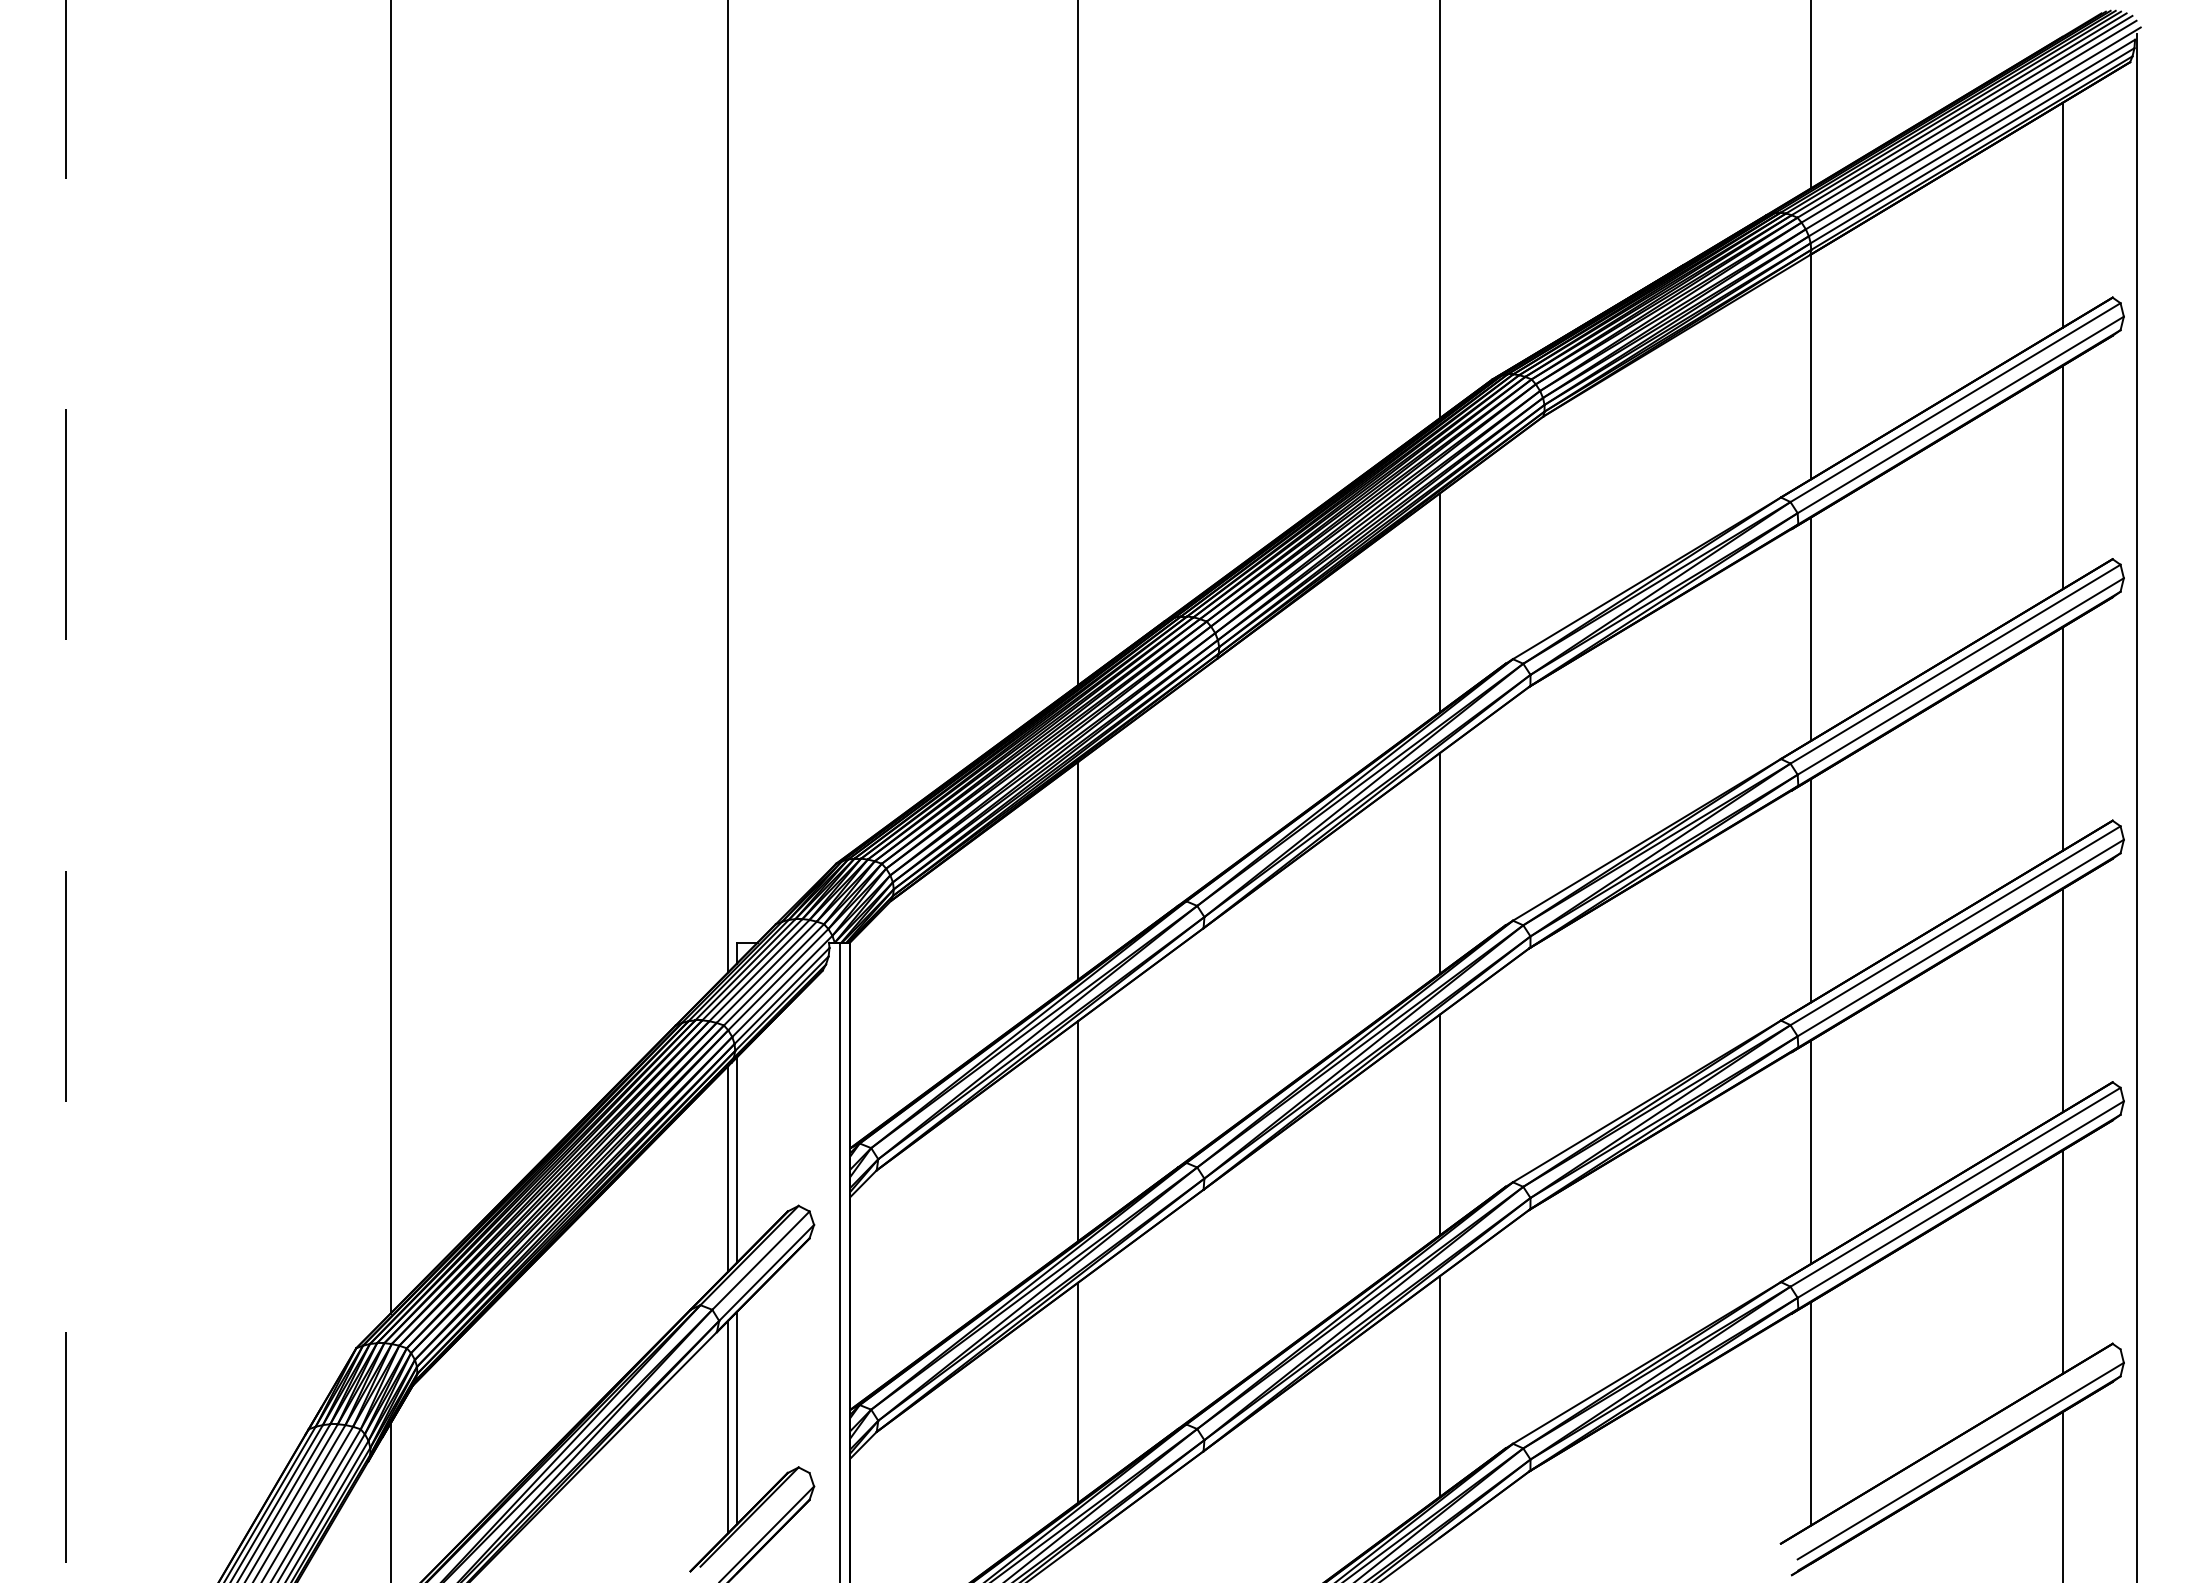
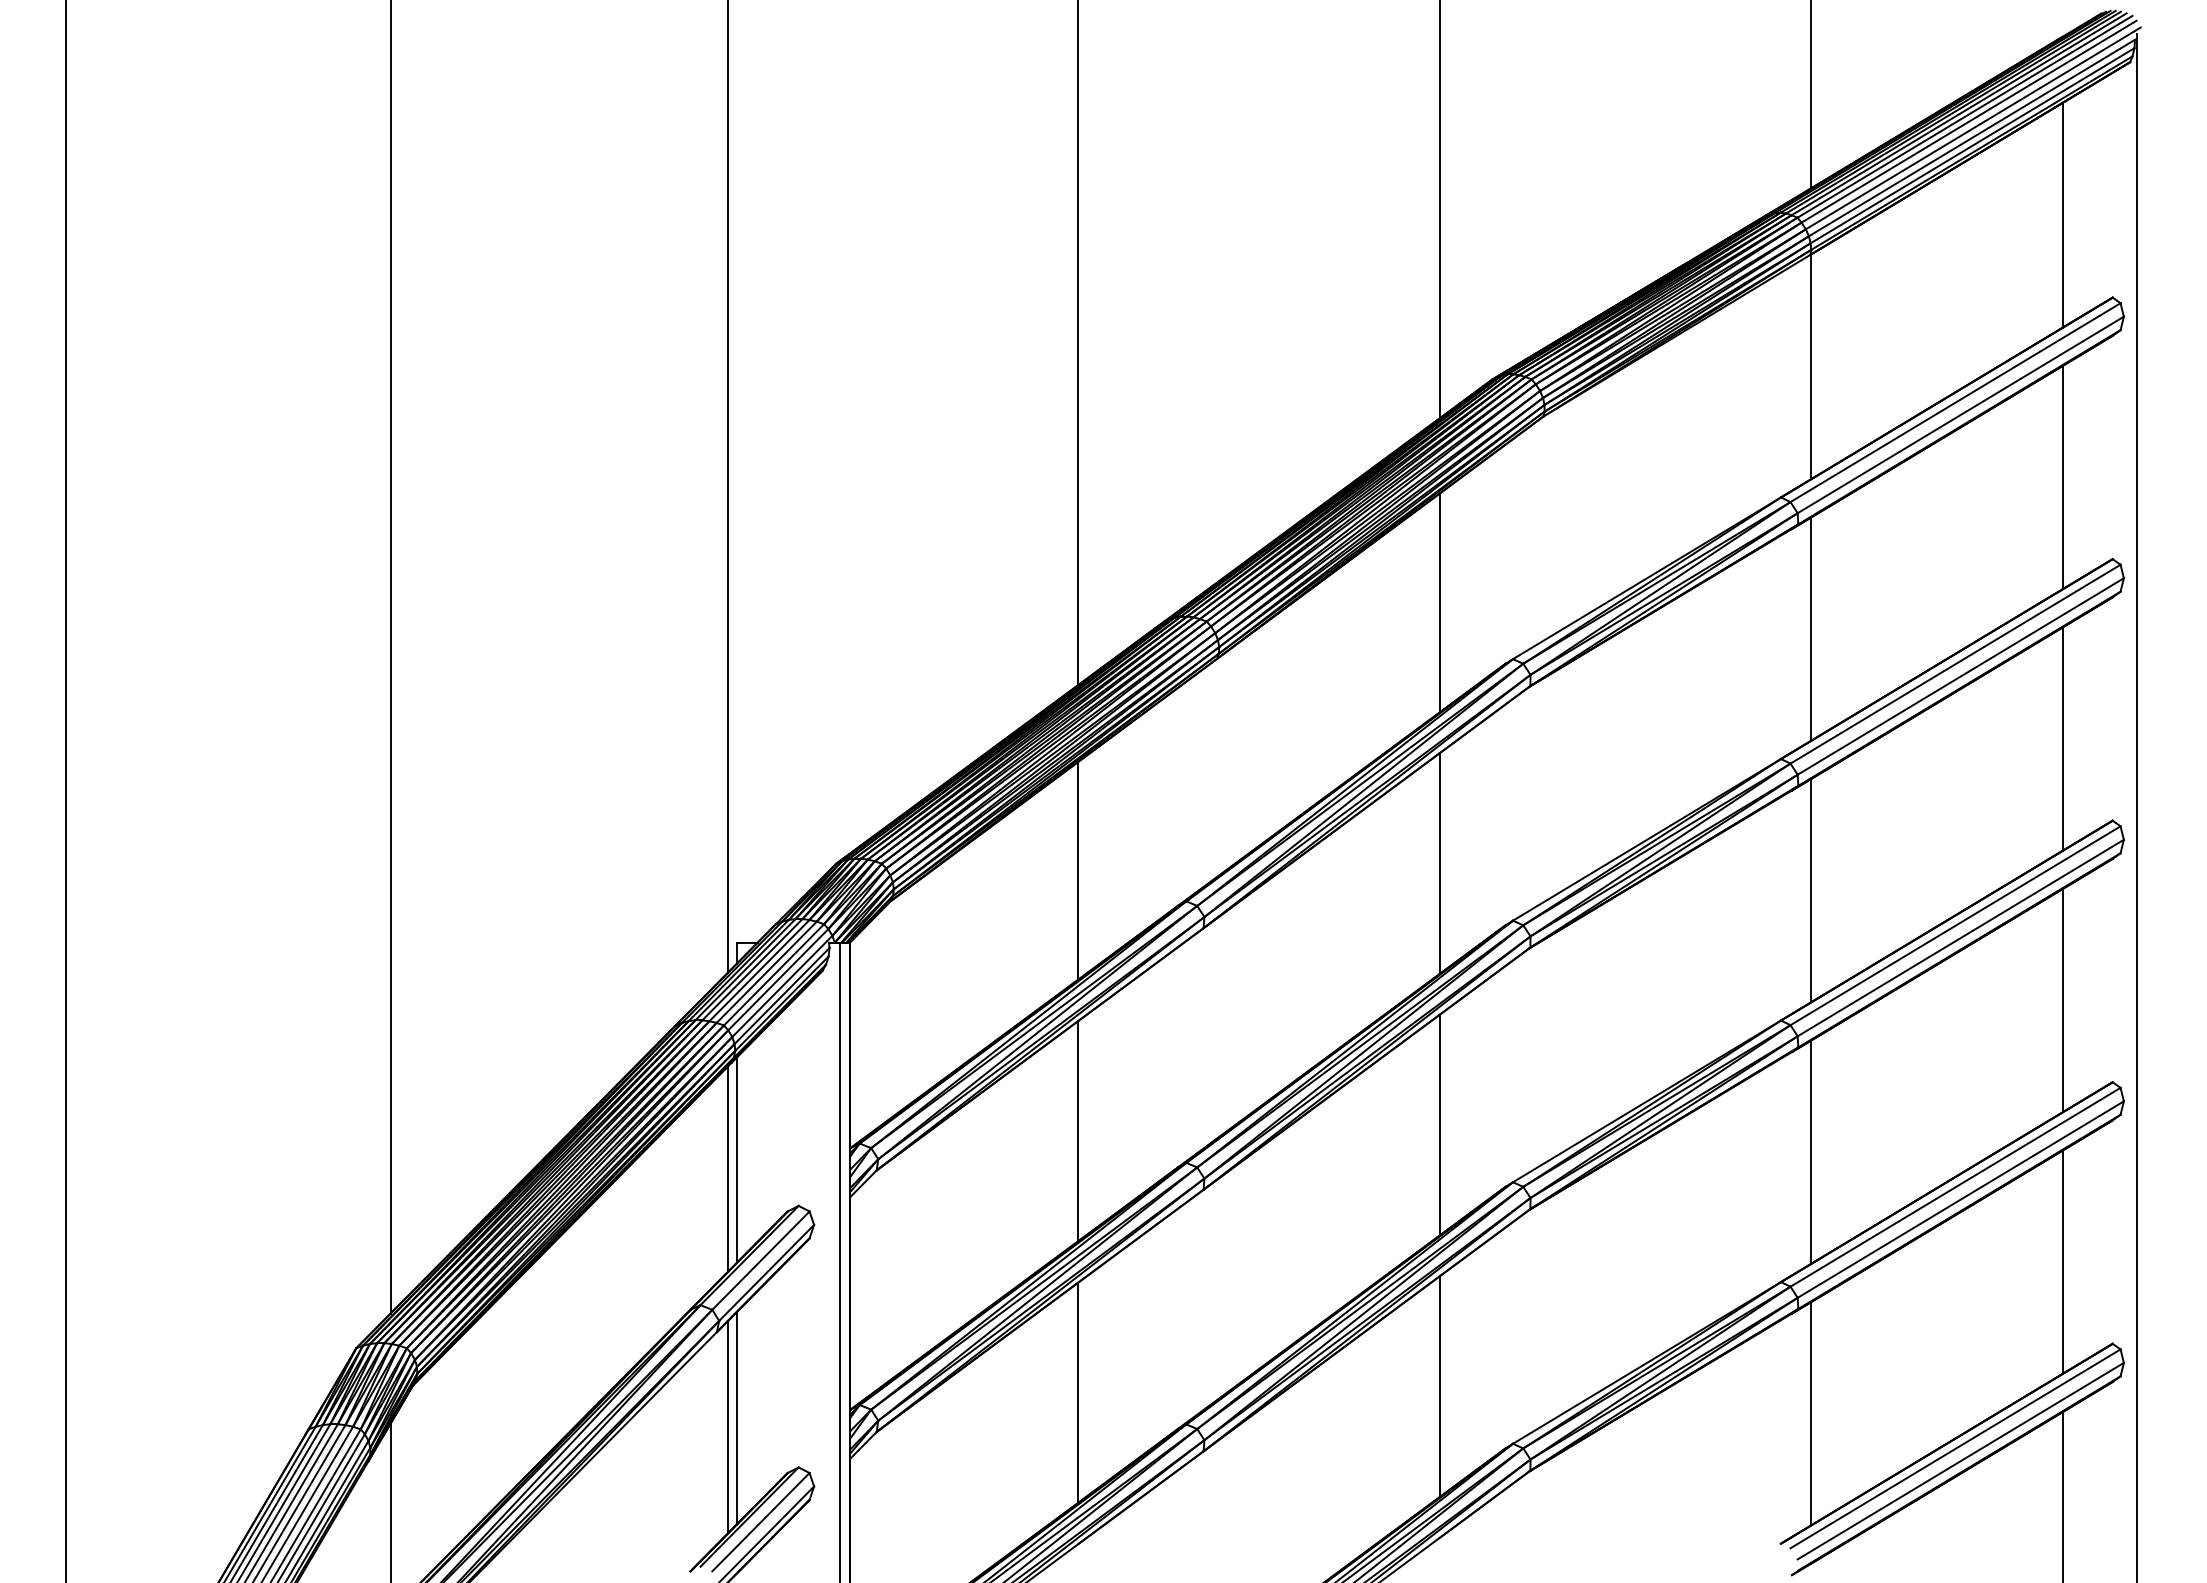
line: dashed -> solid (66, 791)
line: none -> present (1955, 1448)
line: none -> present (760, 1522)
